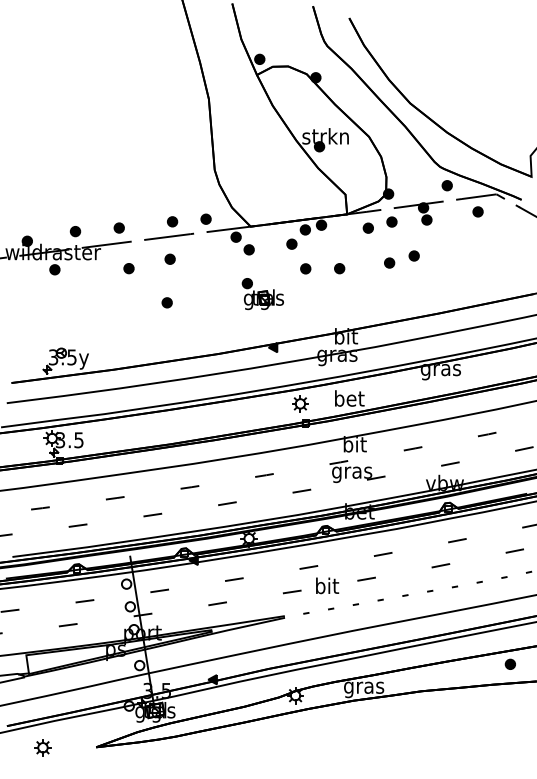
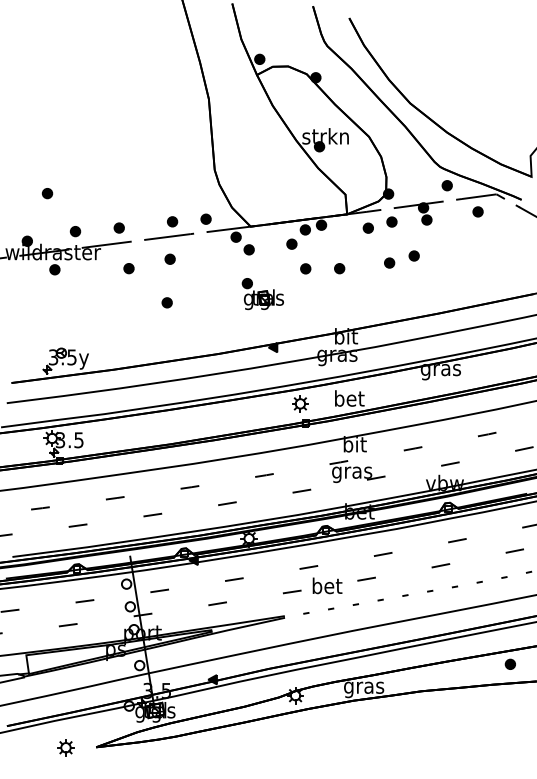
part: none -> present (47, 193)
text: bit -> bet (327, 585)
part position: (42, 747) -> (65, 747) (65, 747)
